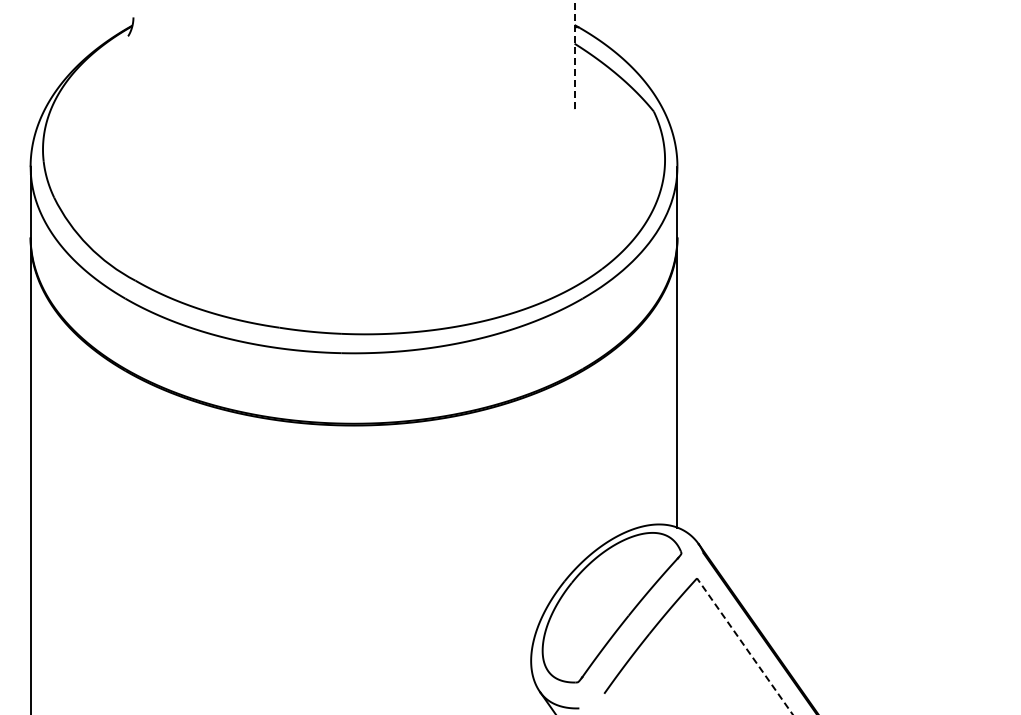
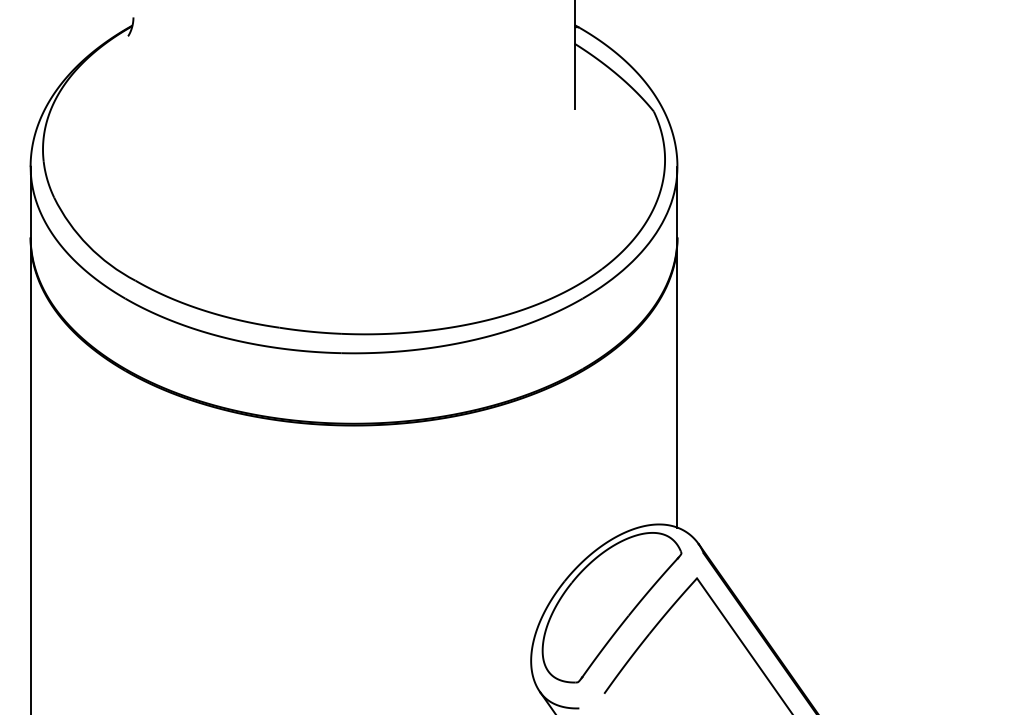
line: dashed -> solid (574, 54)
line: dashed -> solid (744, 646)
